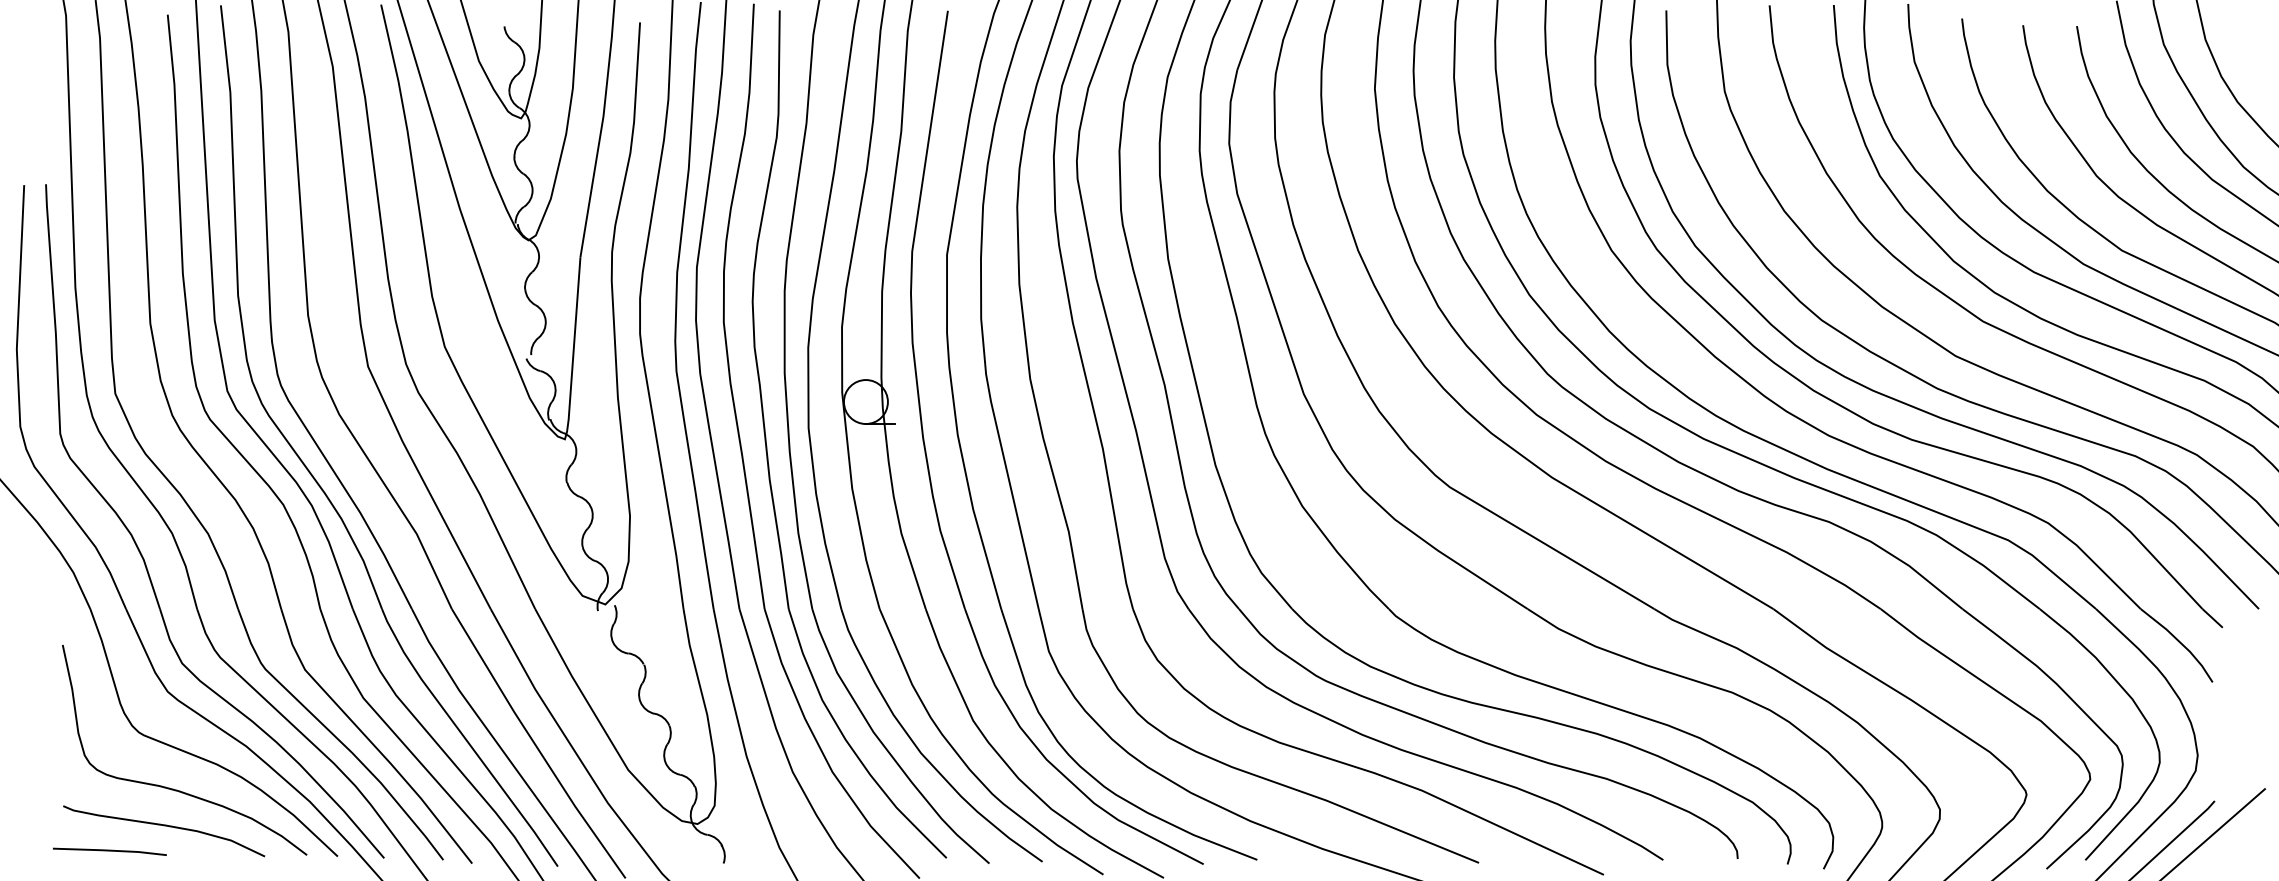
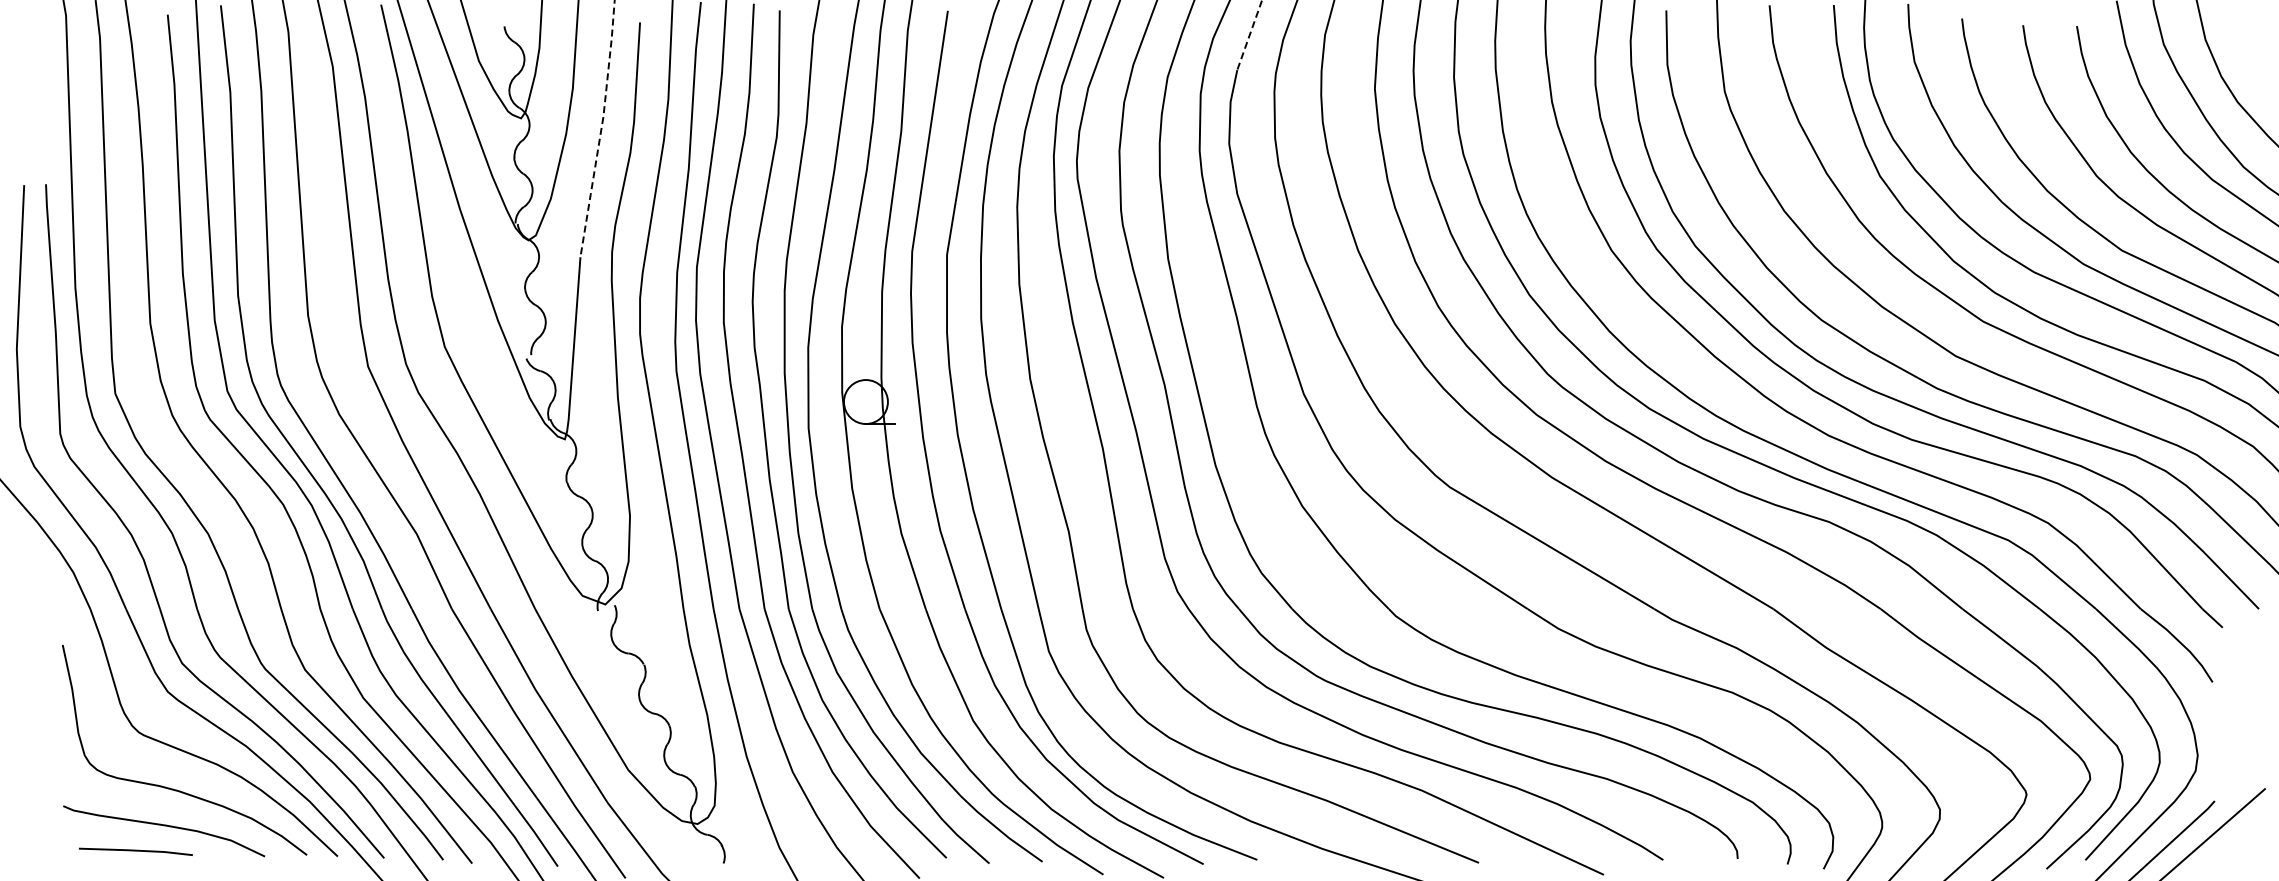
line: solid -> dashed (1249, 35)
line: solid -> dashed (601, 128)
line position: (109, 851) -> (135, 851) (135, 851)
